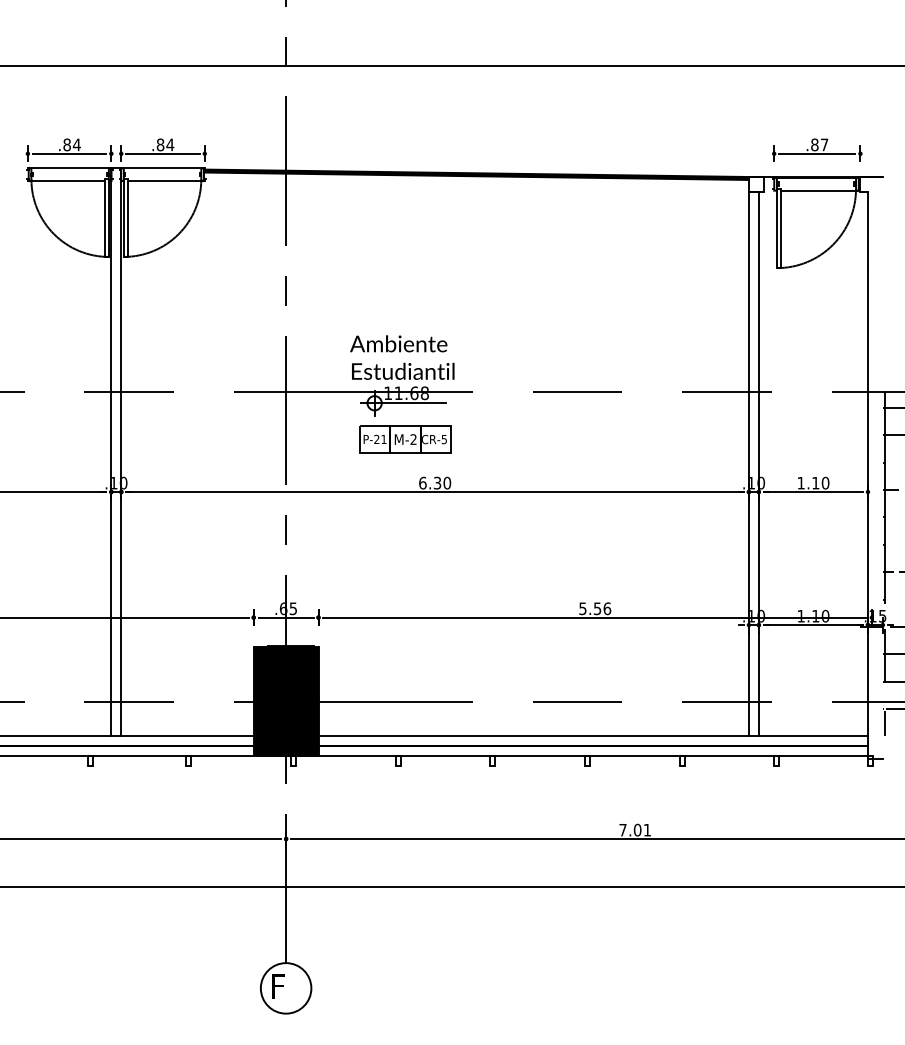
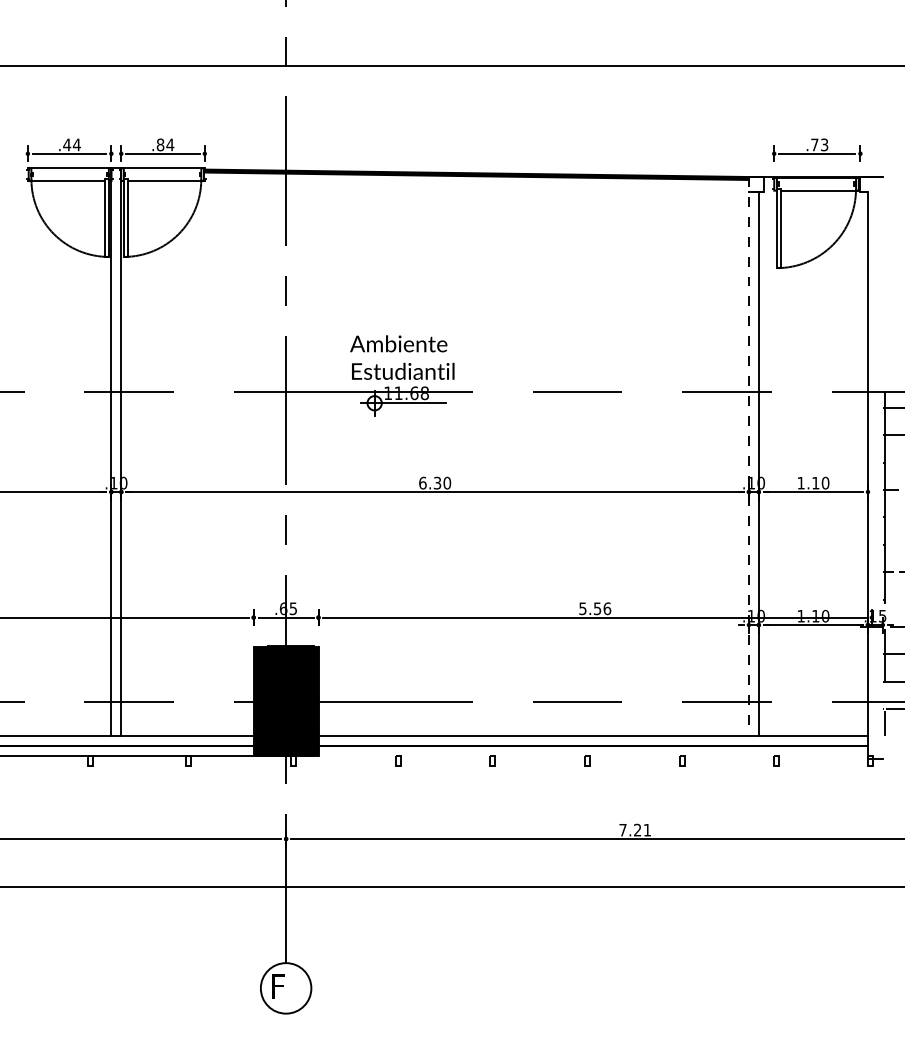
text: .84 -> .44 (67, 144)
text: .87 -> .73 (819, 144)
part: present -> none (405, 439)
line: solid -> dashed (748, 456)
line: present -> none (590, 755)
text: 7.01 -> 7.21 (637, 829)
